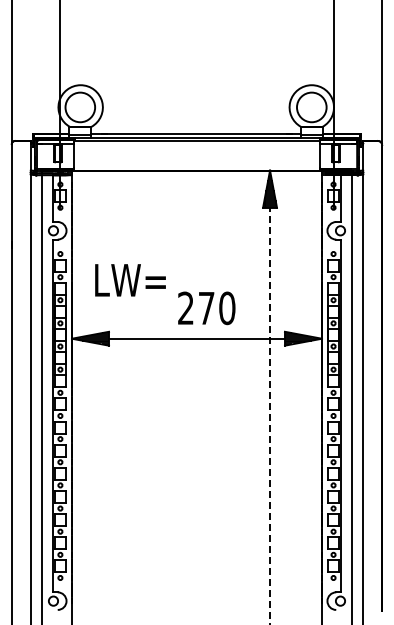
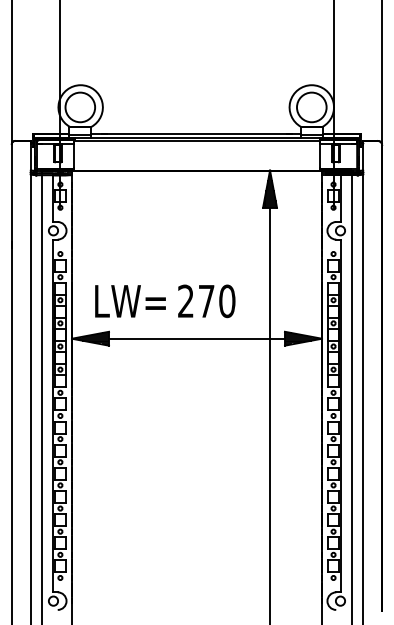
text position: (130, 280) -> (130, 301) (130, 301)
text position: (206, 308) -> (206, 301) (206, 301)
line: dashed -> solid (270, 415)
